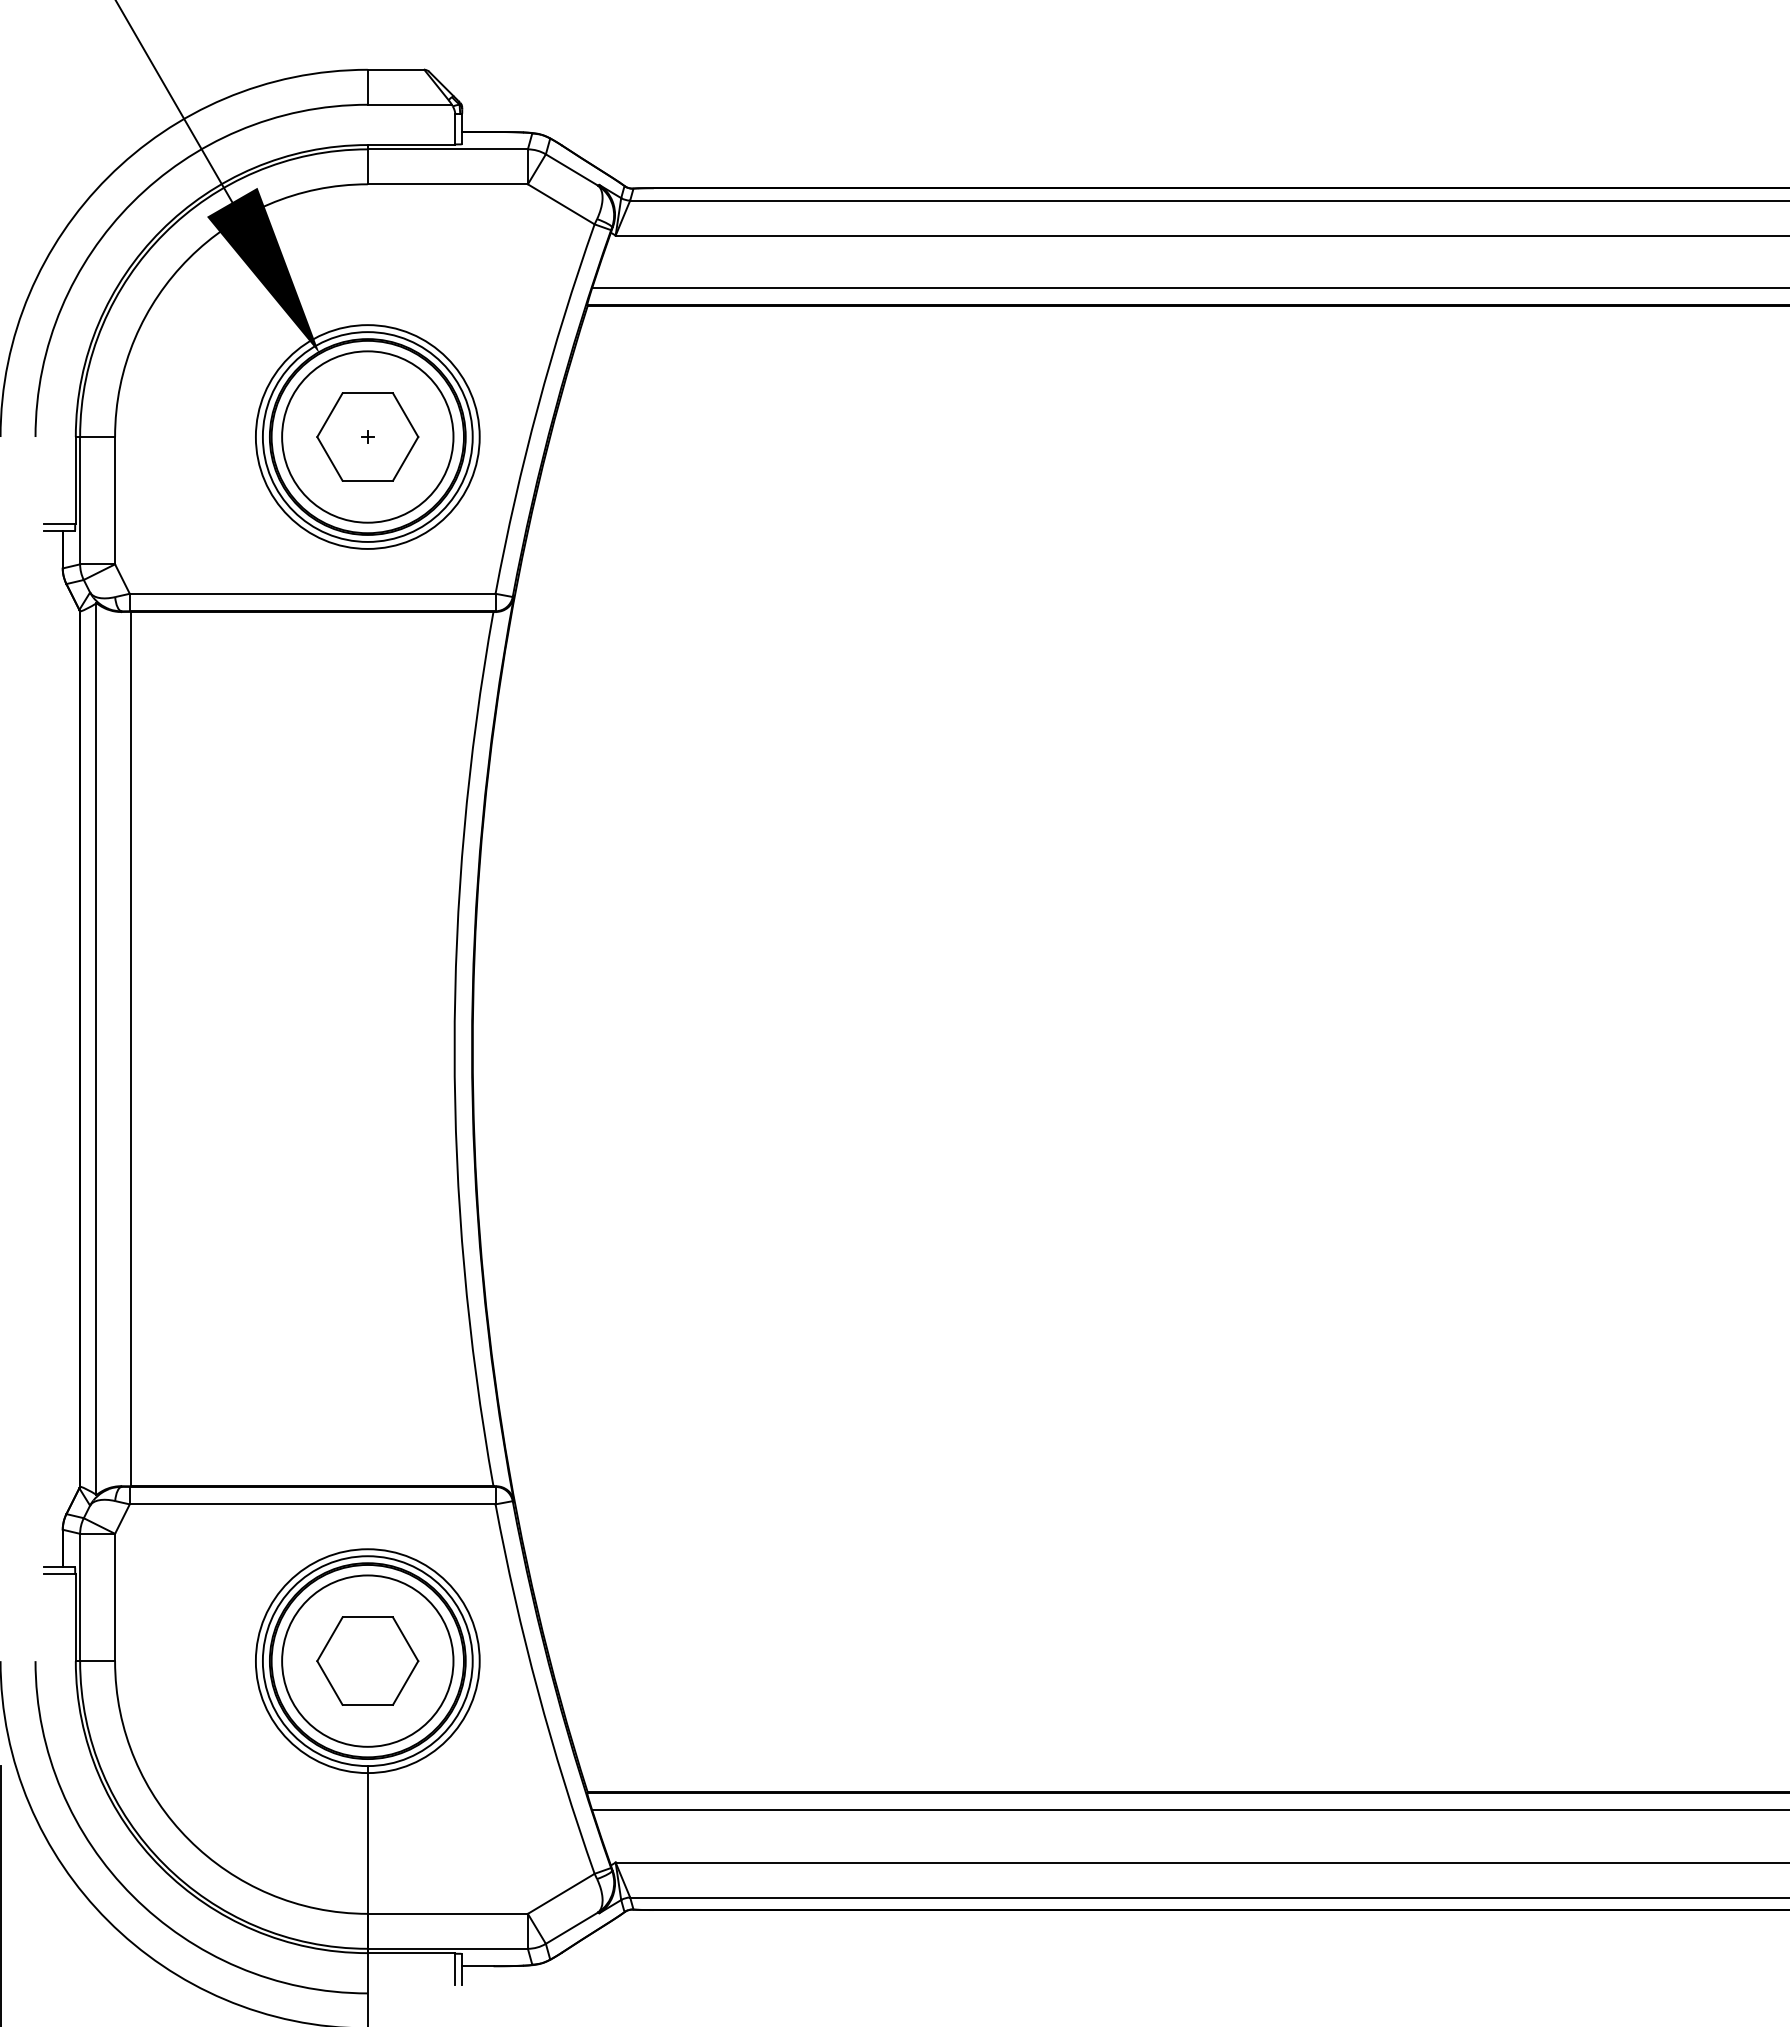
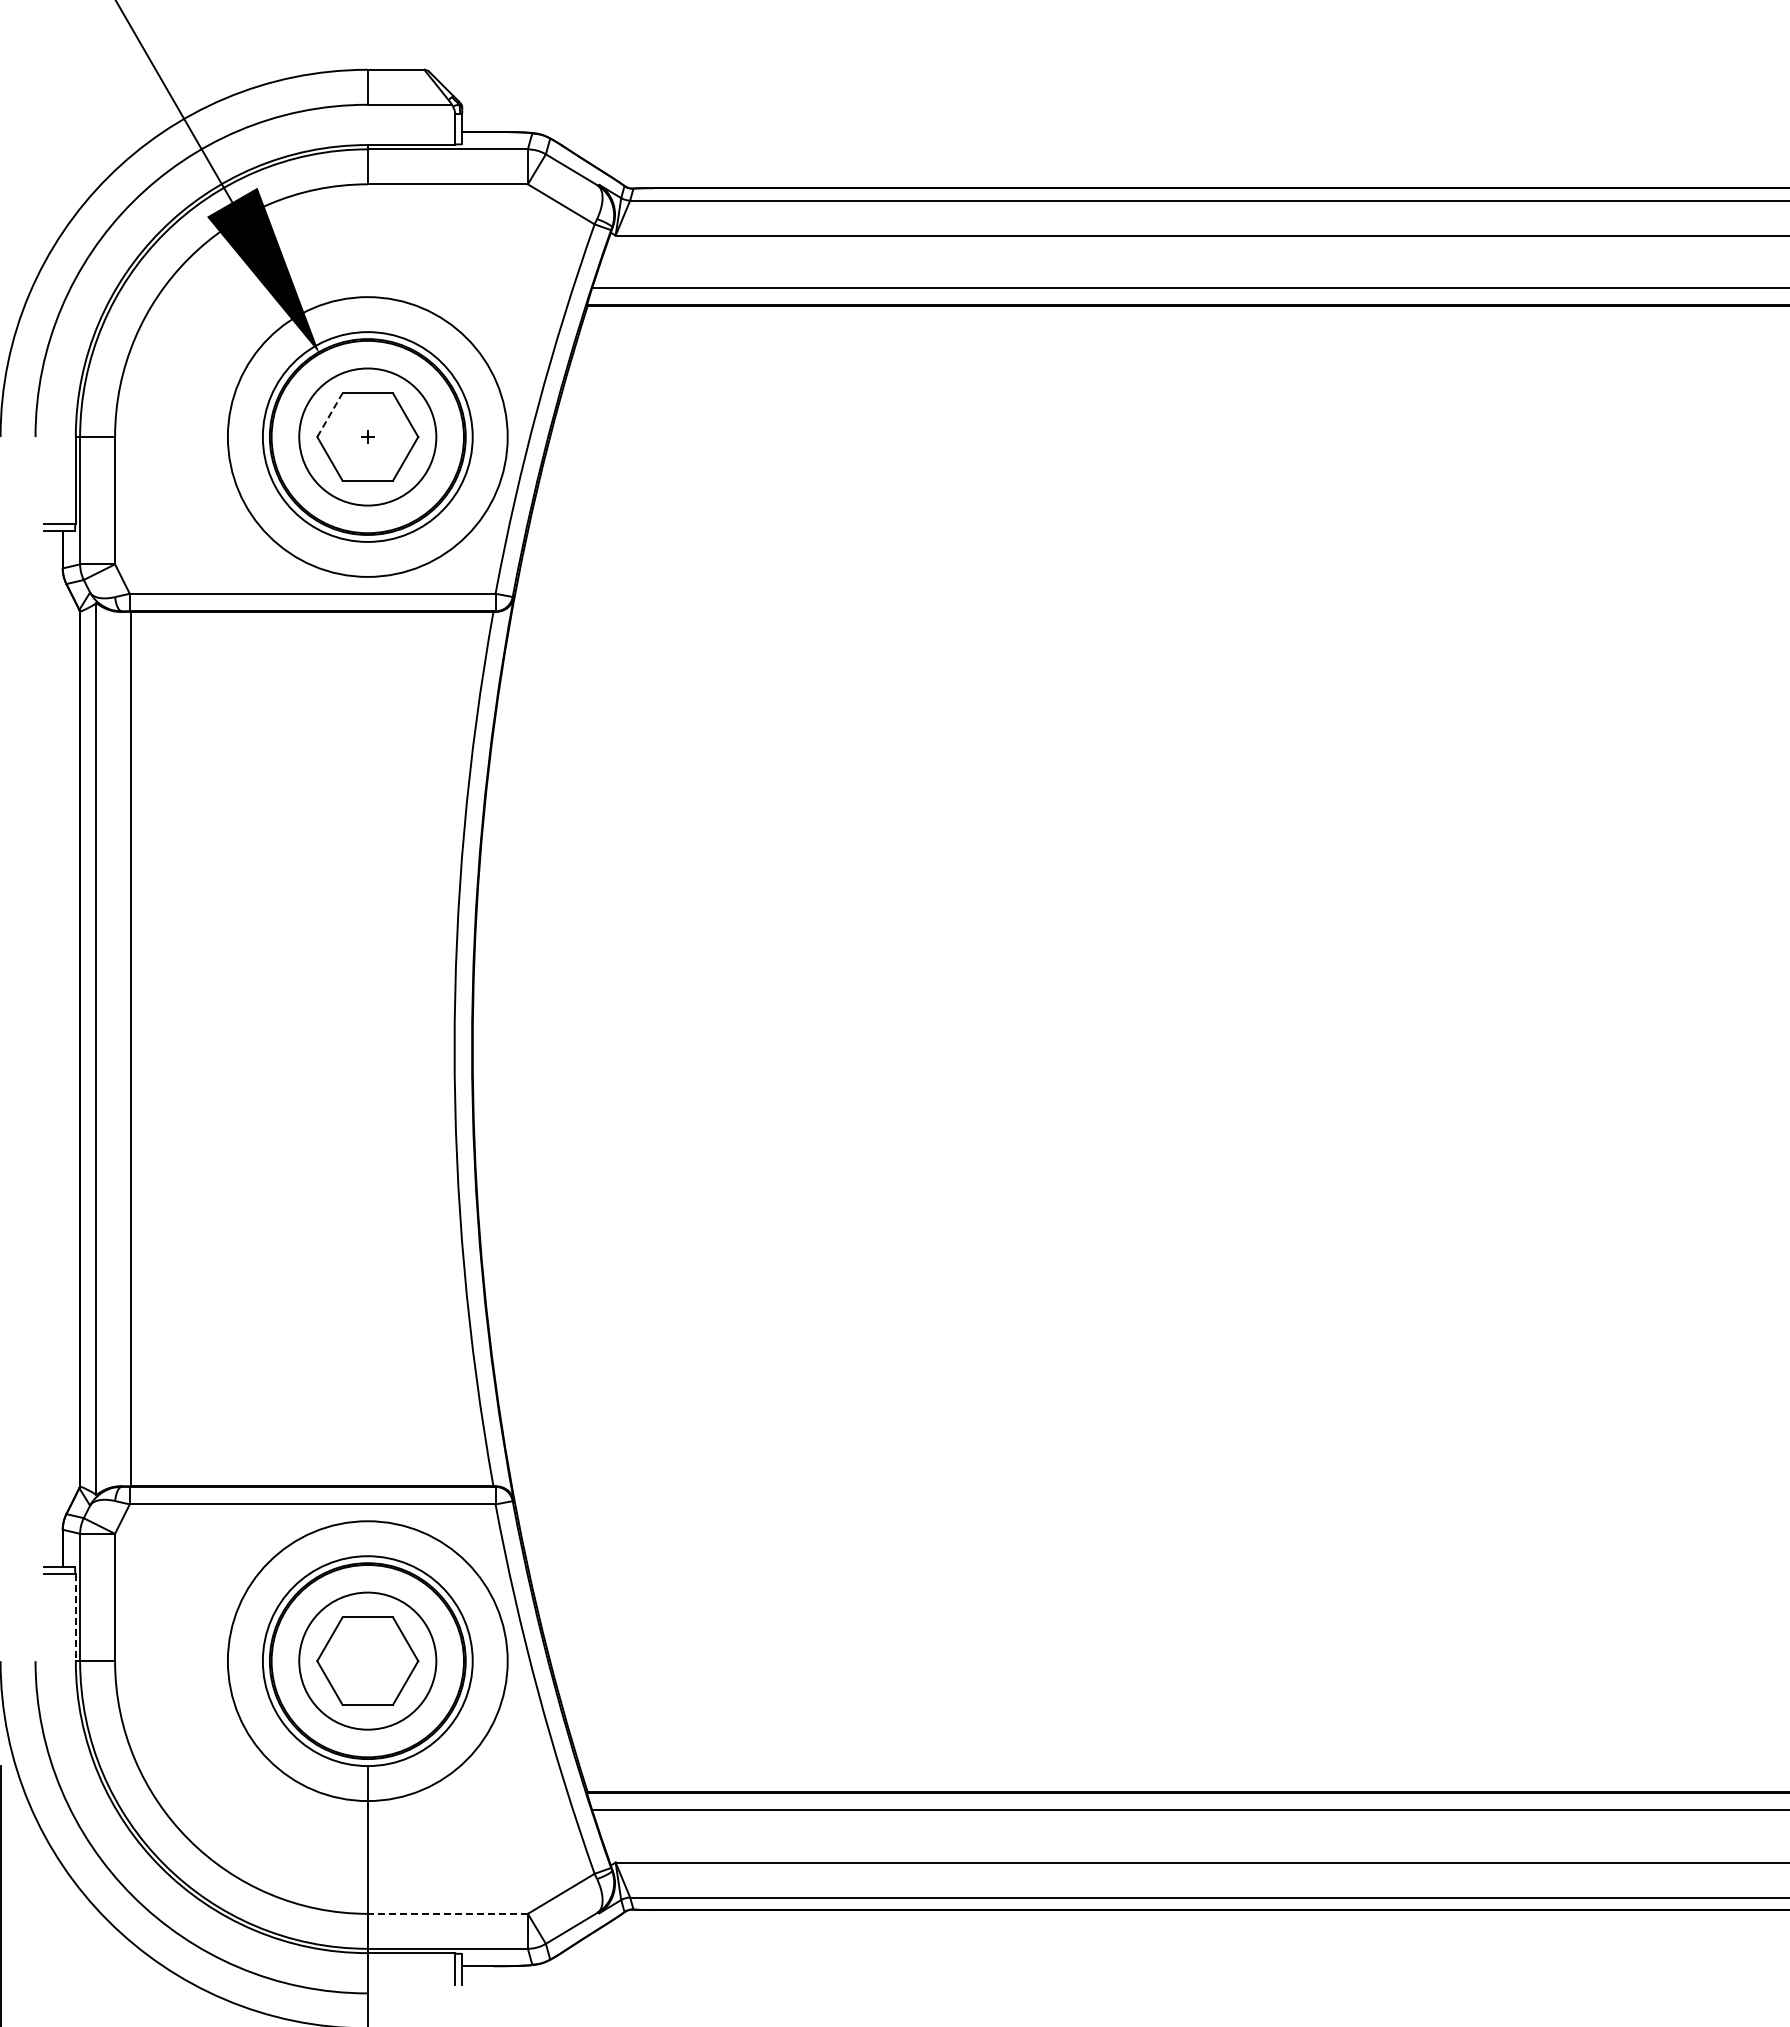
line: solid -> dashed (330, 414)
circle diameter: 171 px -> 137 px (367, 436)
circle diameter: 224 px -> 280 px (367, 436)
line: solid -> dashed (75, 1617)
circle diameter: 171 px -> 137 px (367, 1660)
circle diameter: 224 px -> 280 px (367, 1661)
line: solid -> dashed (447, 1913)
